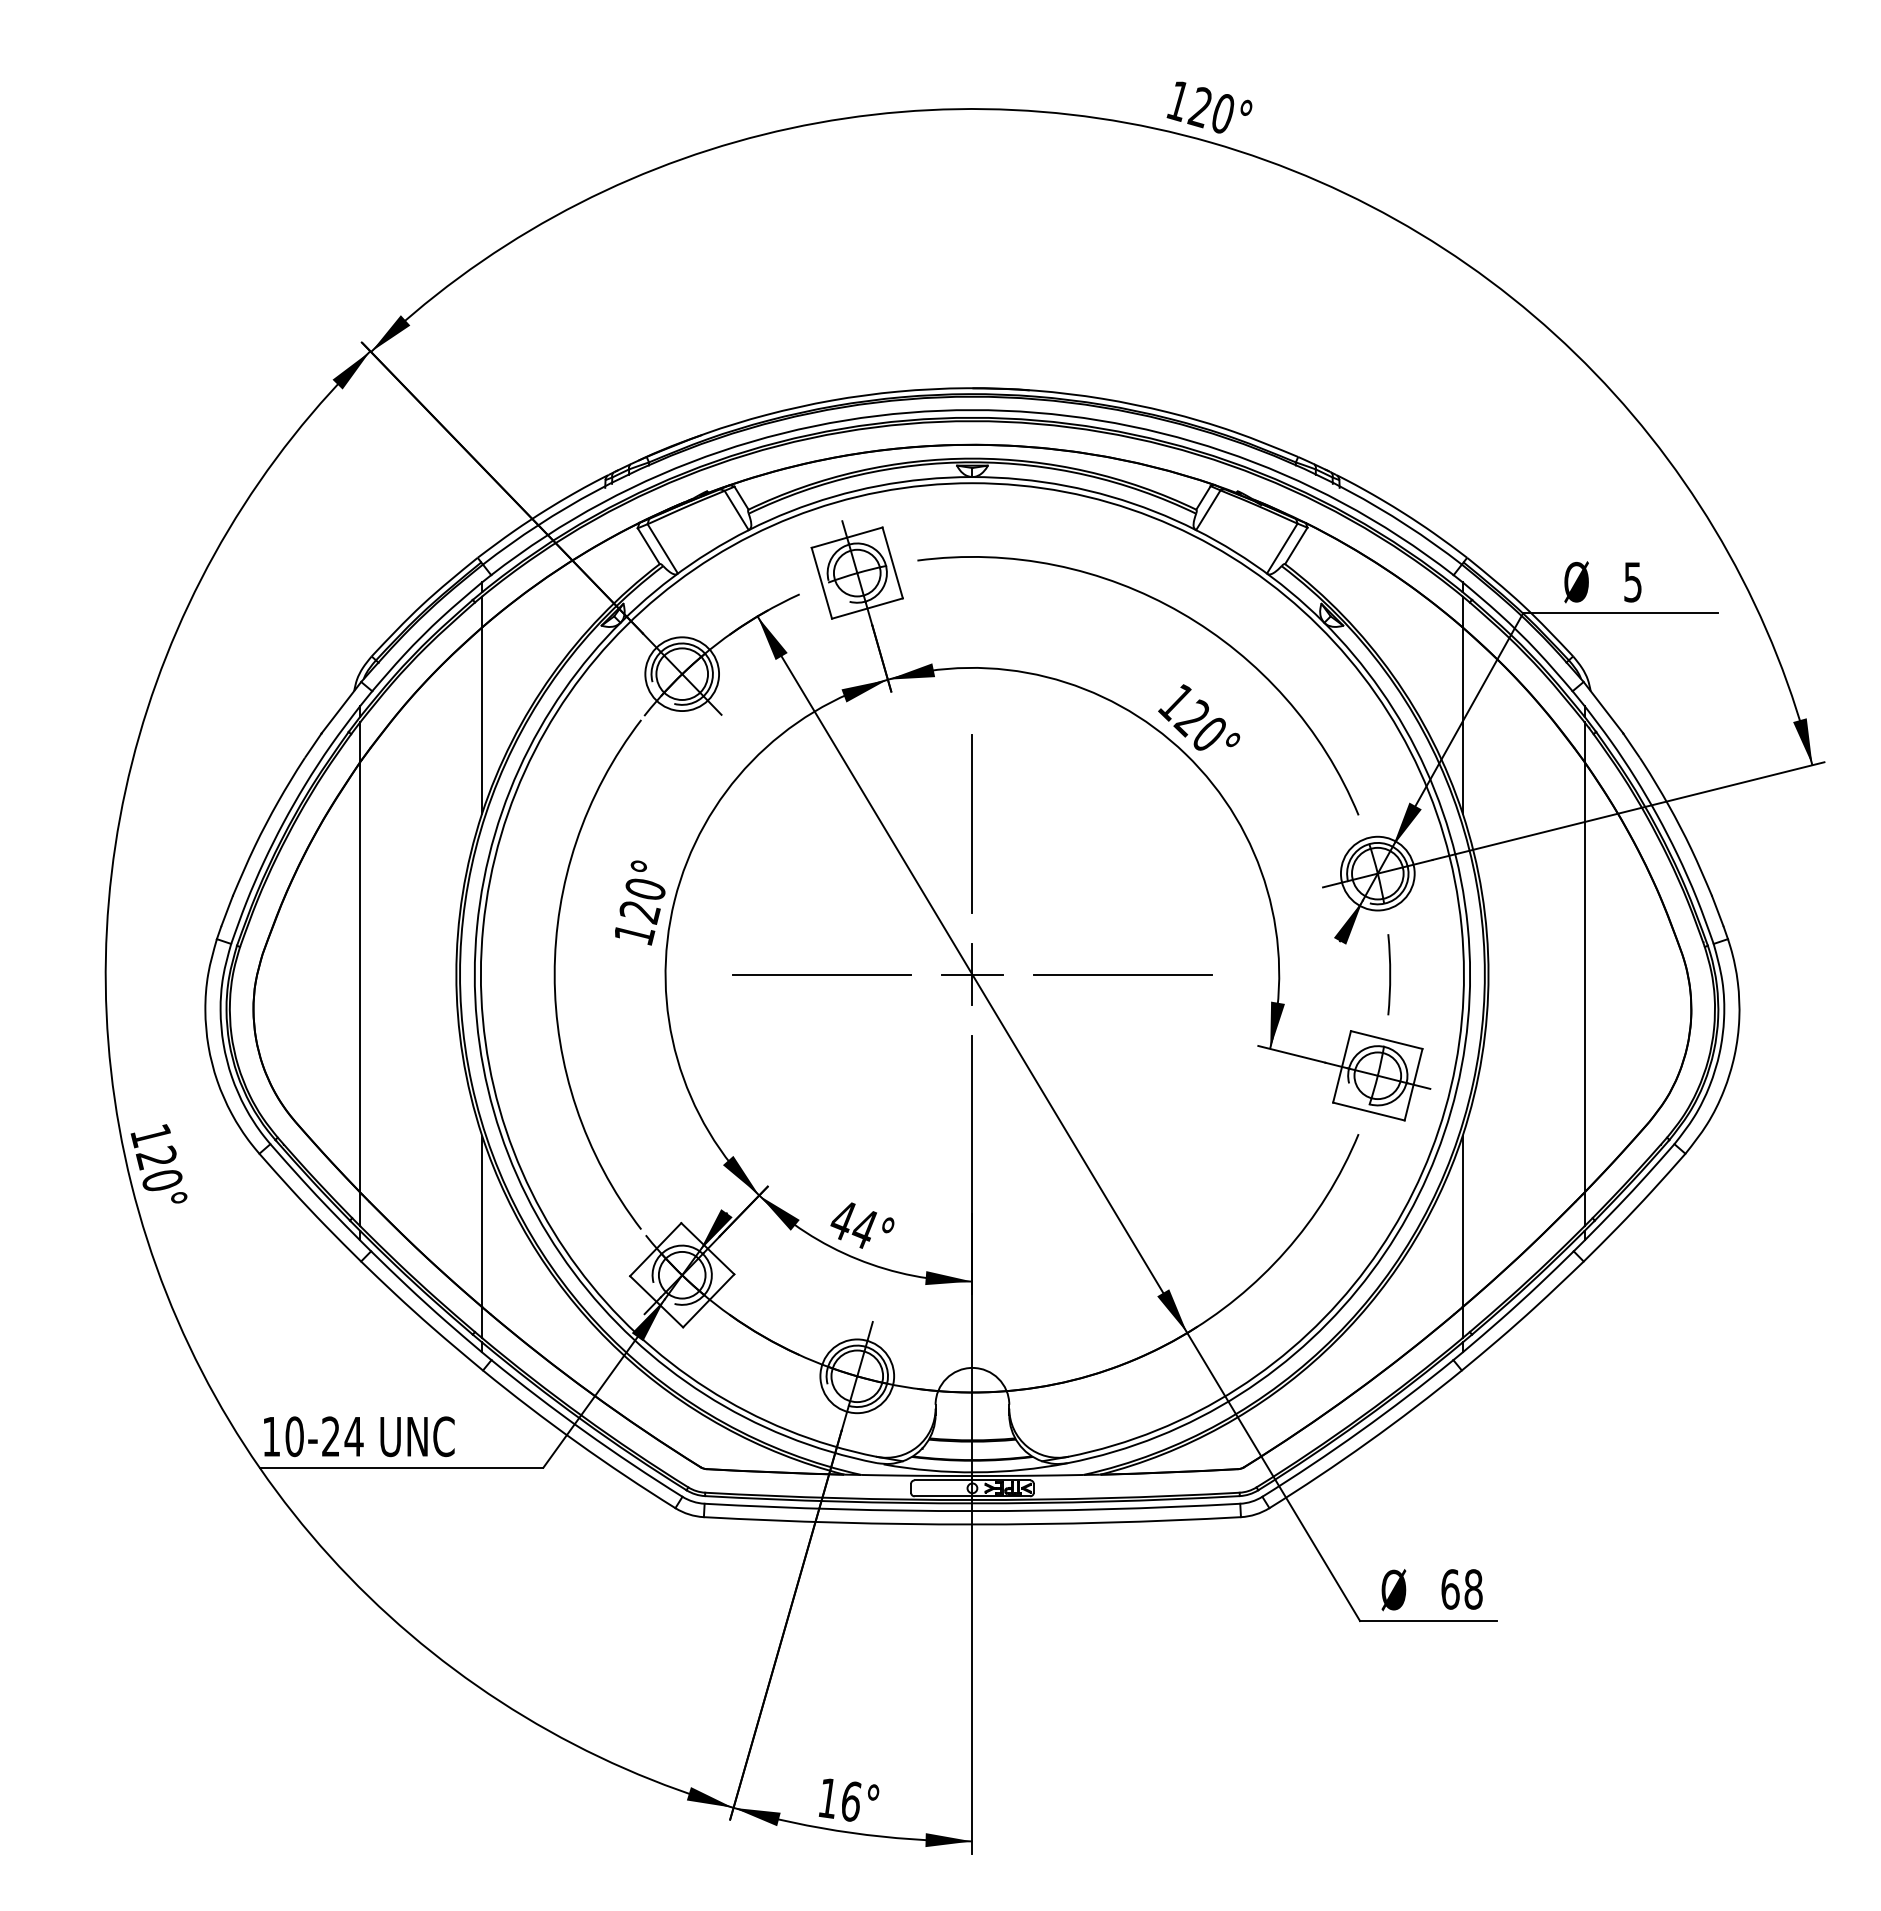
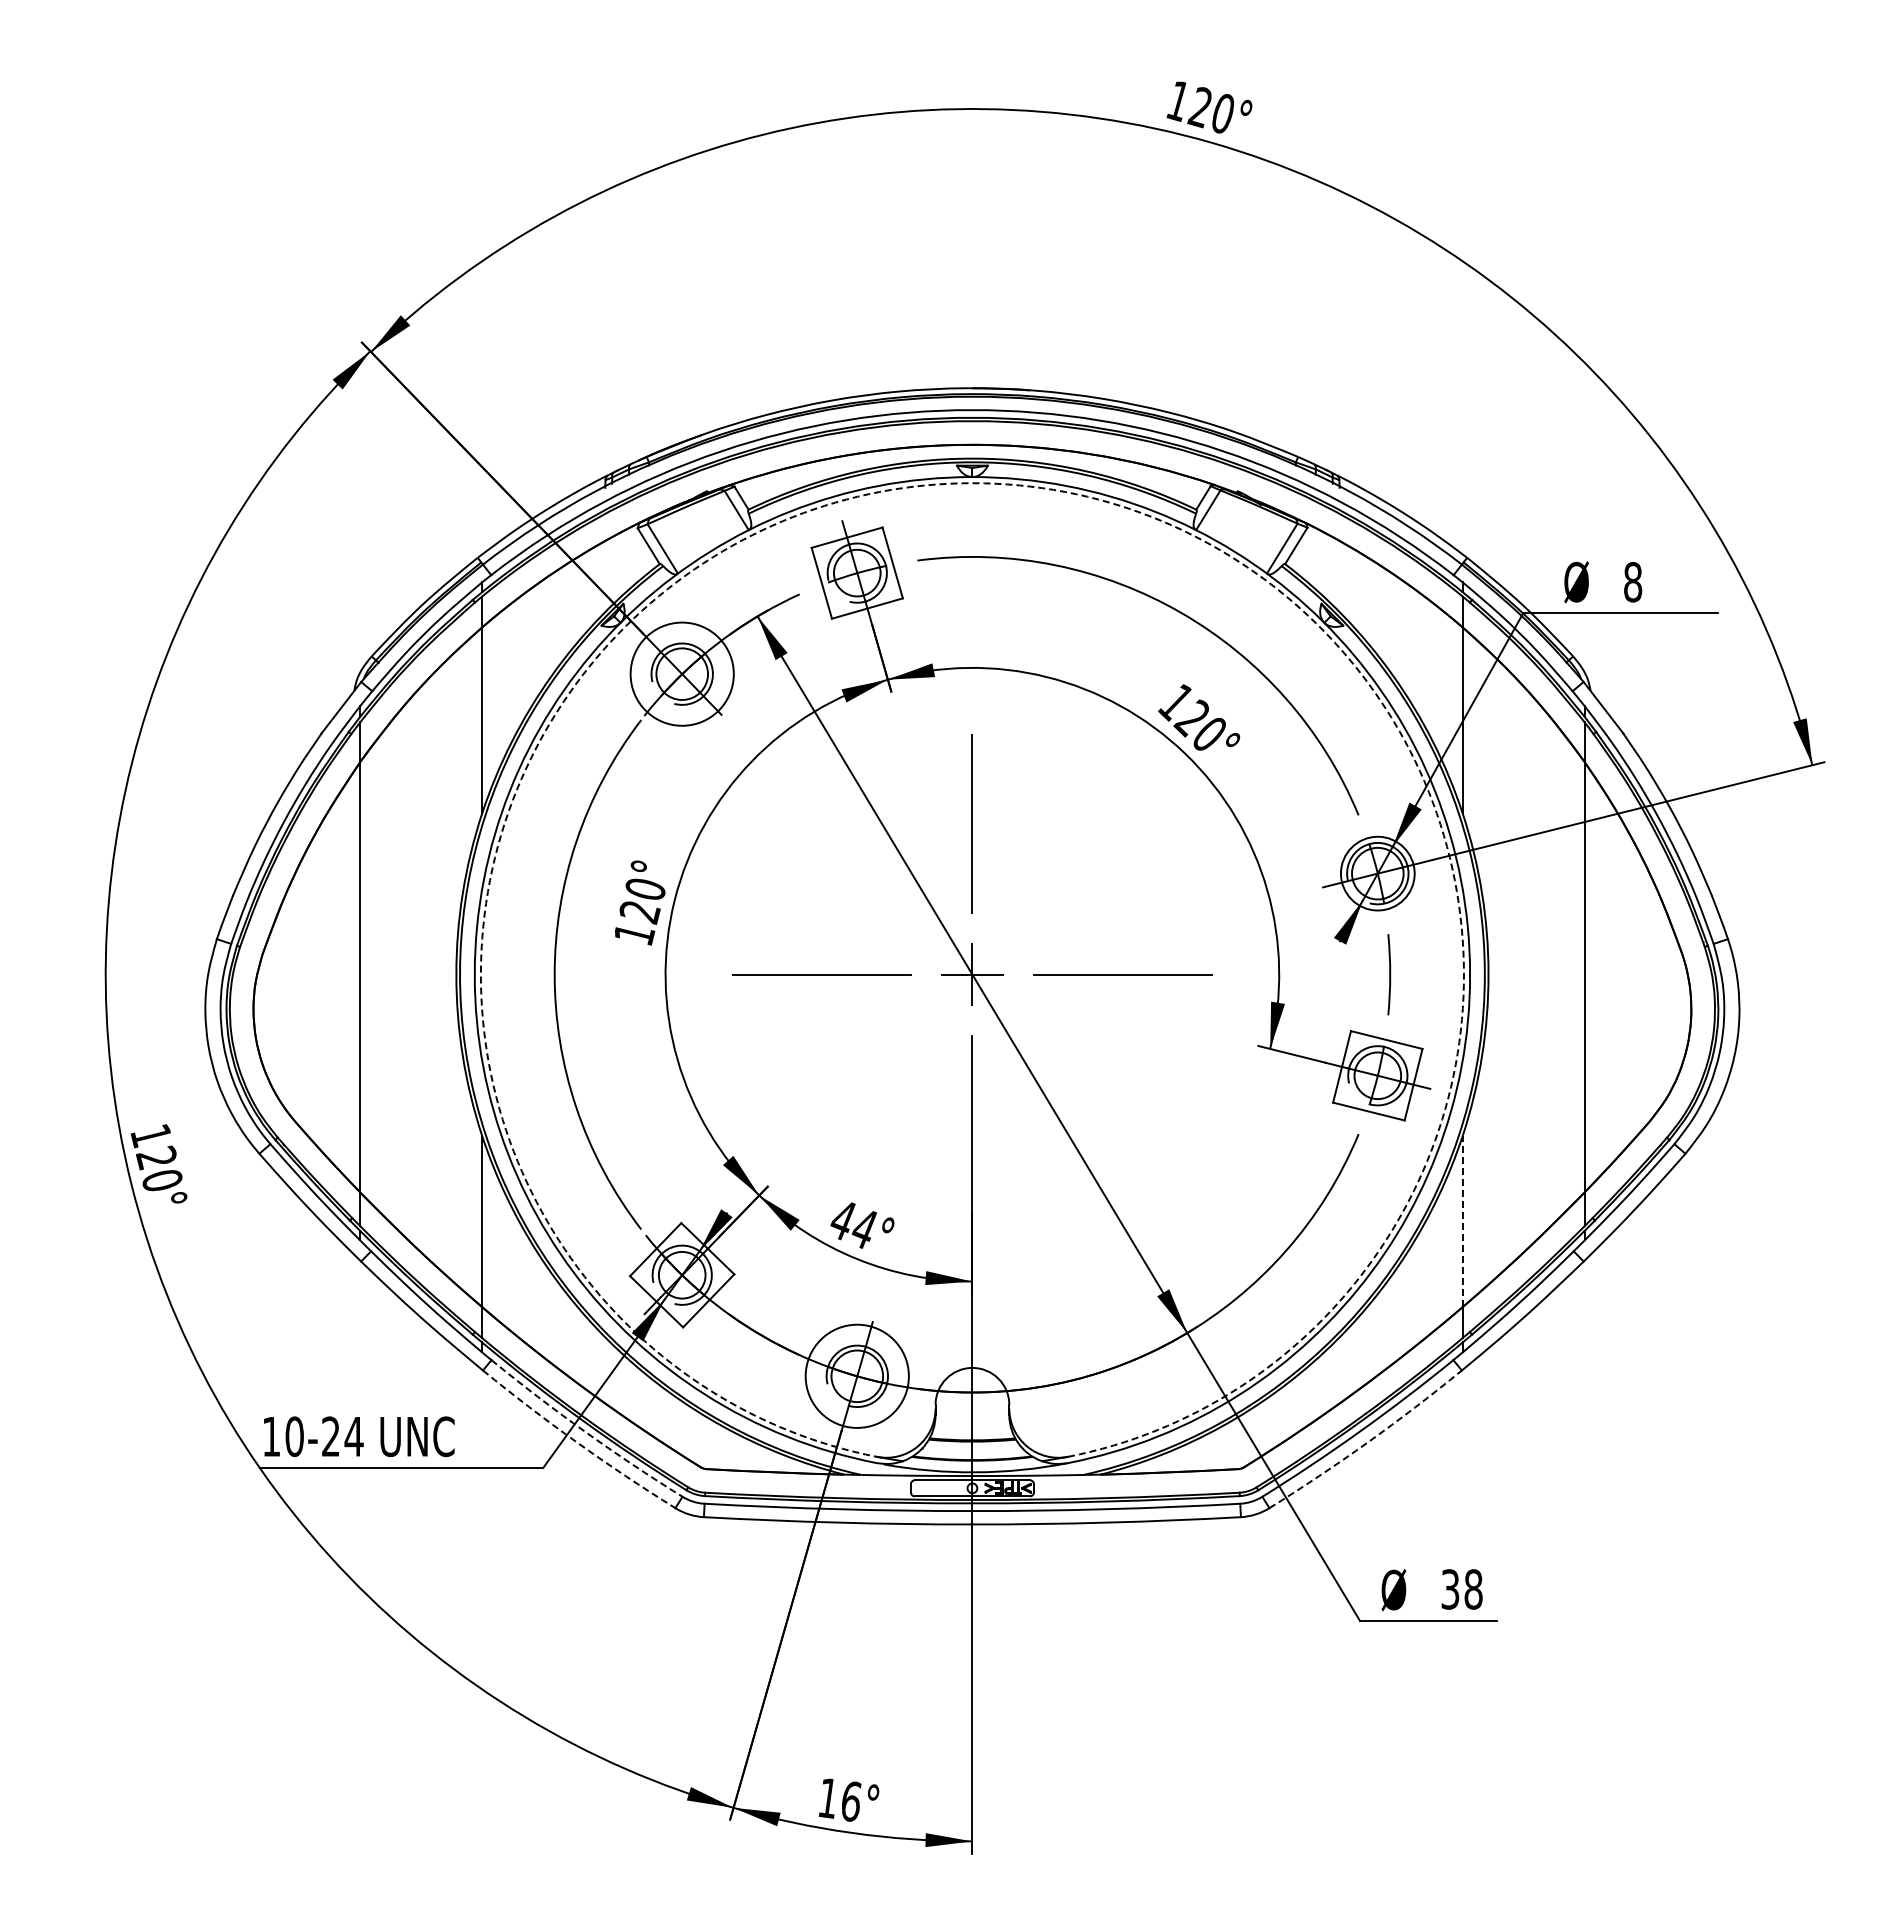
arc: solid -> dashed (972, 483)
text: 5 -> 8 (1633, 582)
circle diameter: 74 px -> 103 px (681, 673)
line: solid -> dashed (1462, 1221)
circle diameter: 74 px -> 103 px (856, 1375)
arc: solid -> dashed (584, 1431)
arc: solid -> dashed (577, 1442)
arc: solid -> dashed (1367, 1442)
text: 68 -> 38 (1450, 1589)
